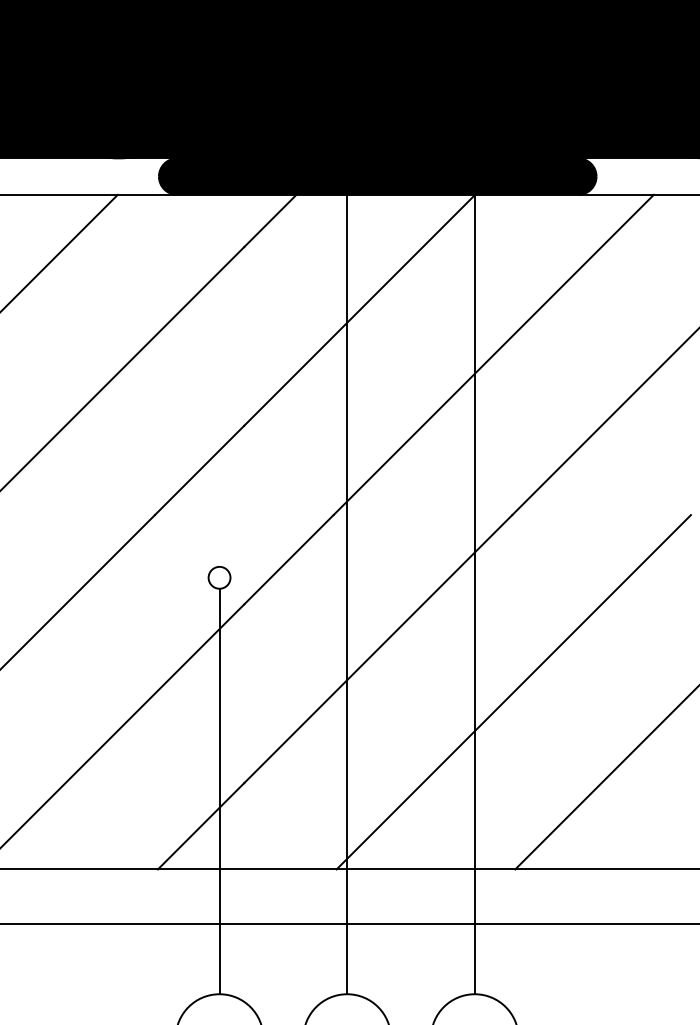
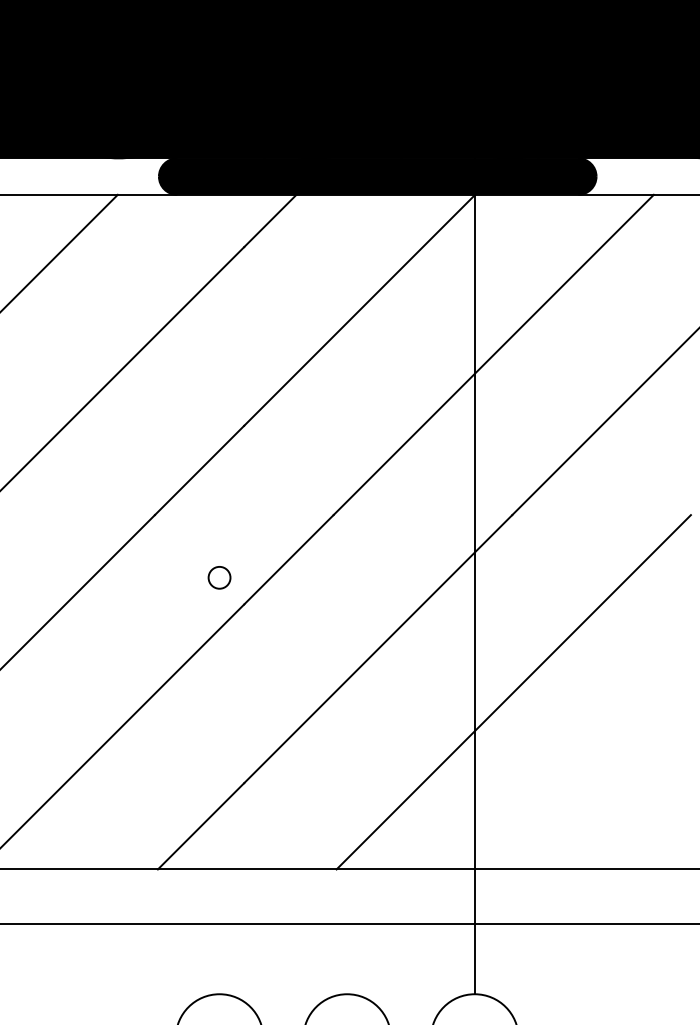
line: present -> none (347, 588)
line: present -> none (605, 778)
line: present -> none (219, 791)
